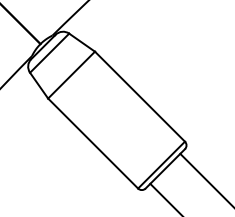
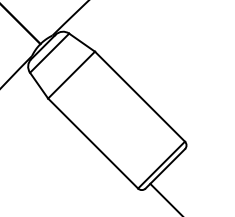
line: present -> none (205, 178)
